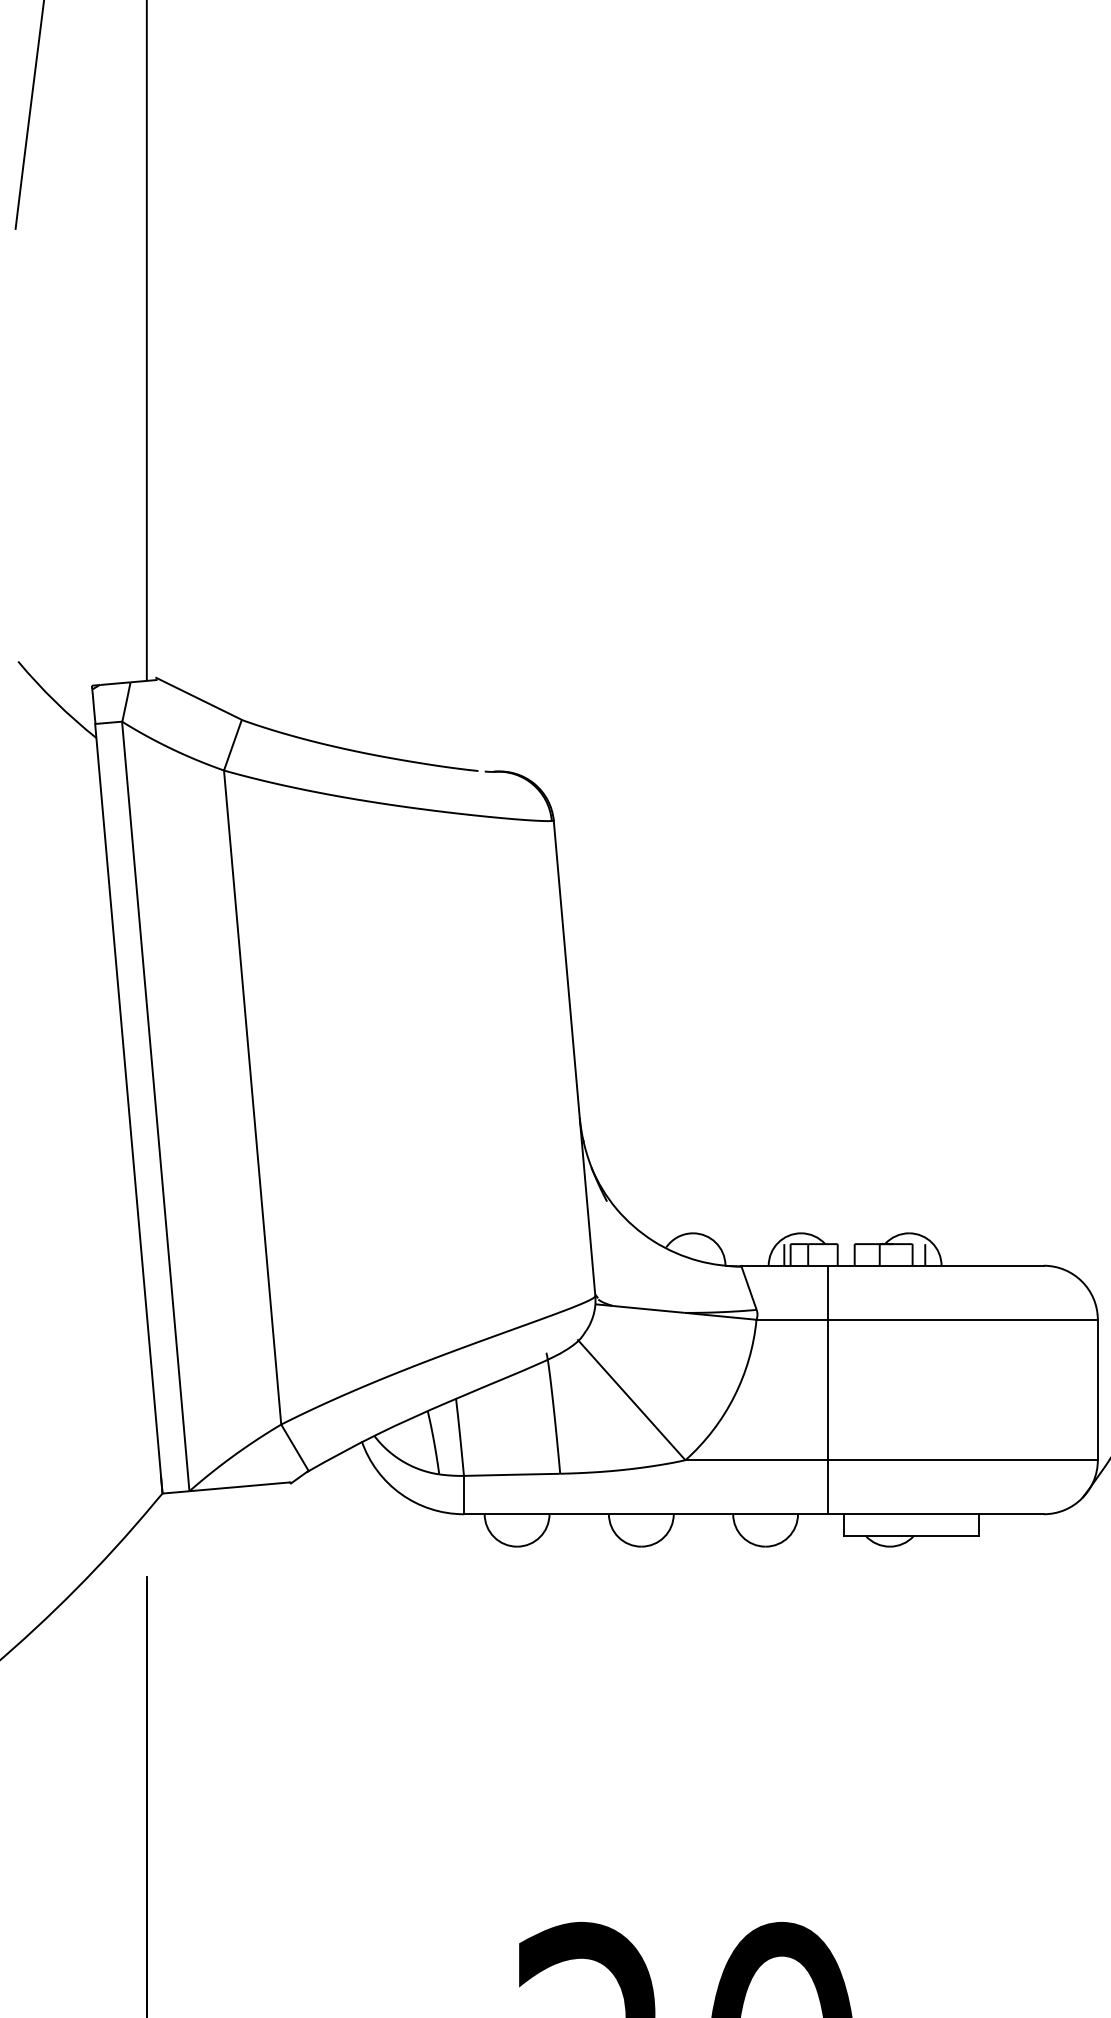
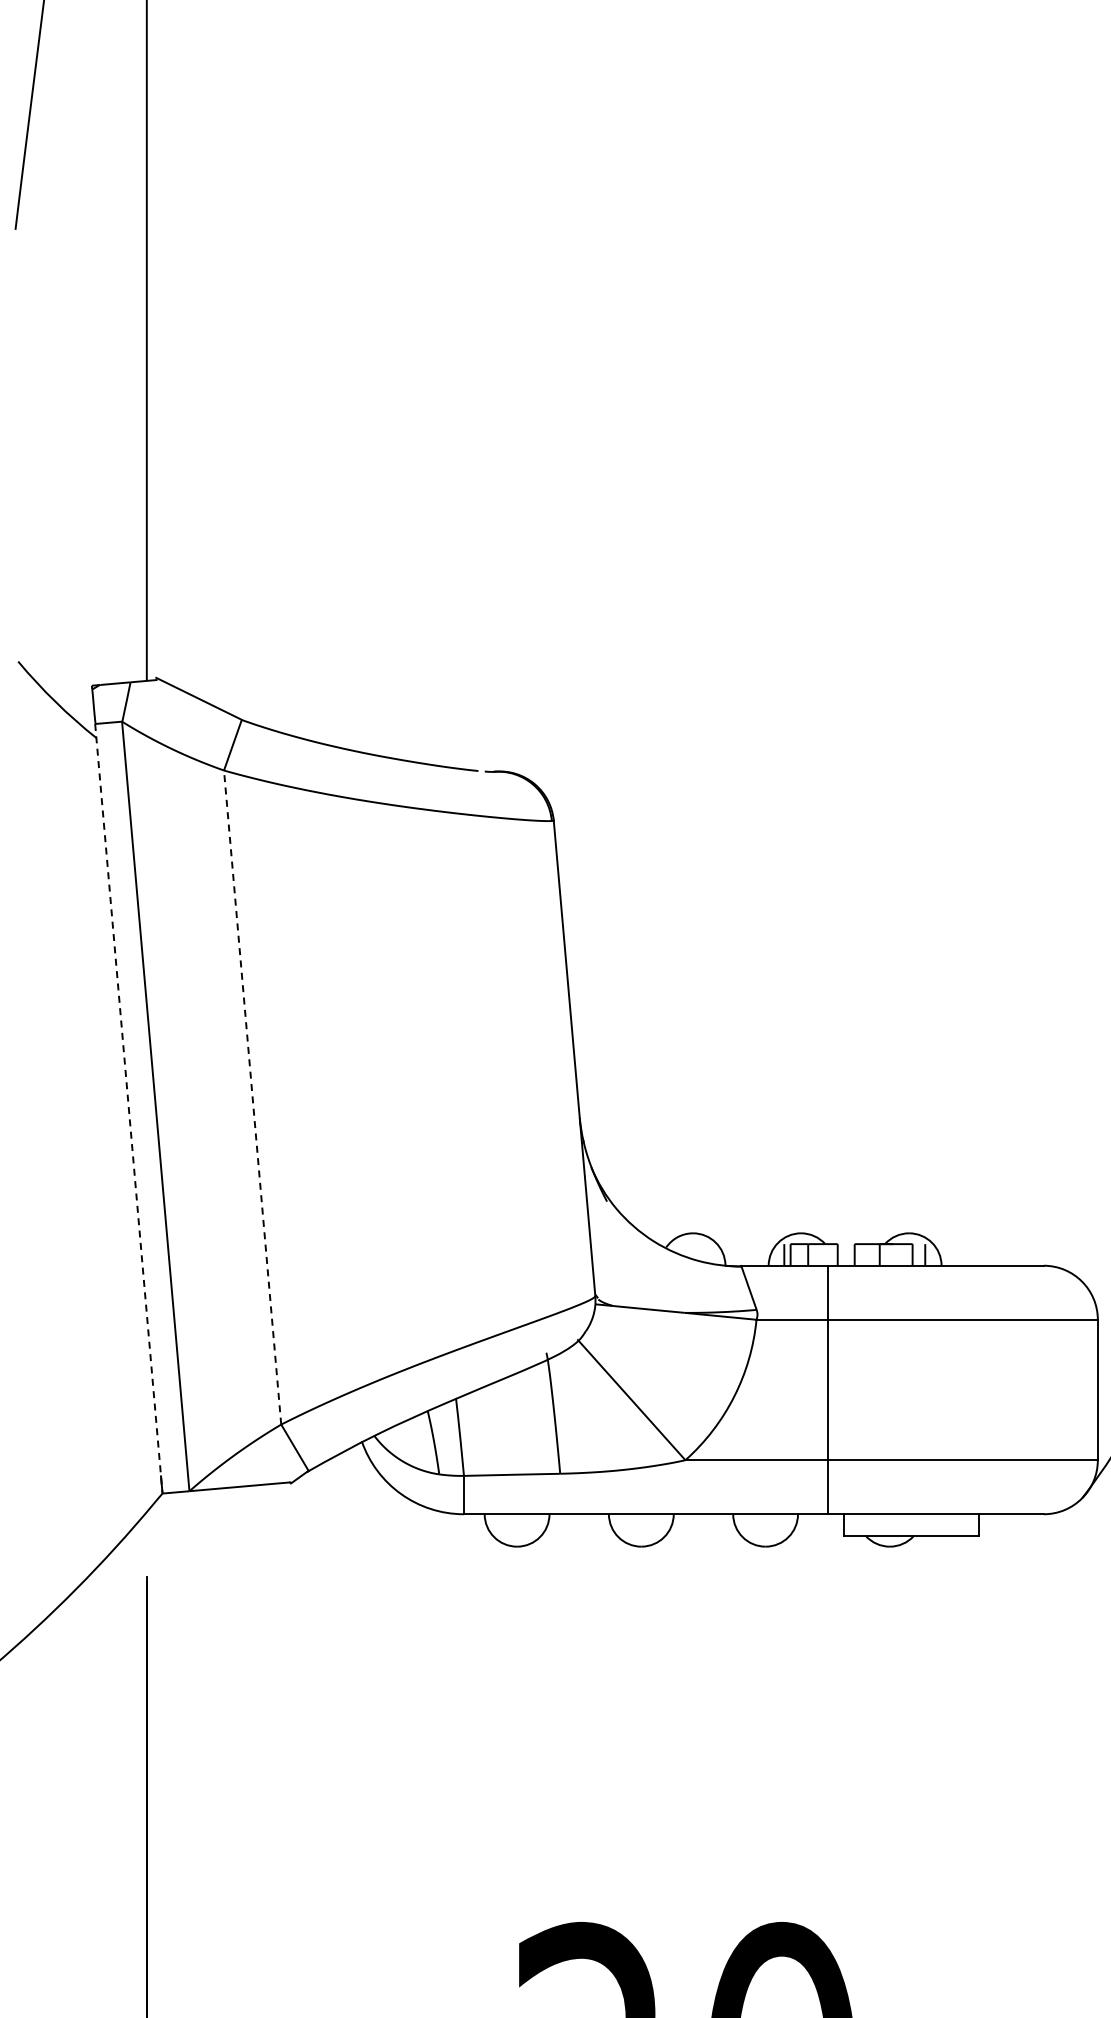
line: solid -> dashed (252, 1097)
line: solid -> dashed (128, 1109)
